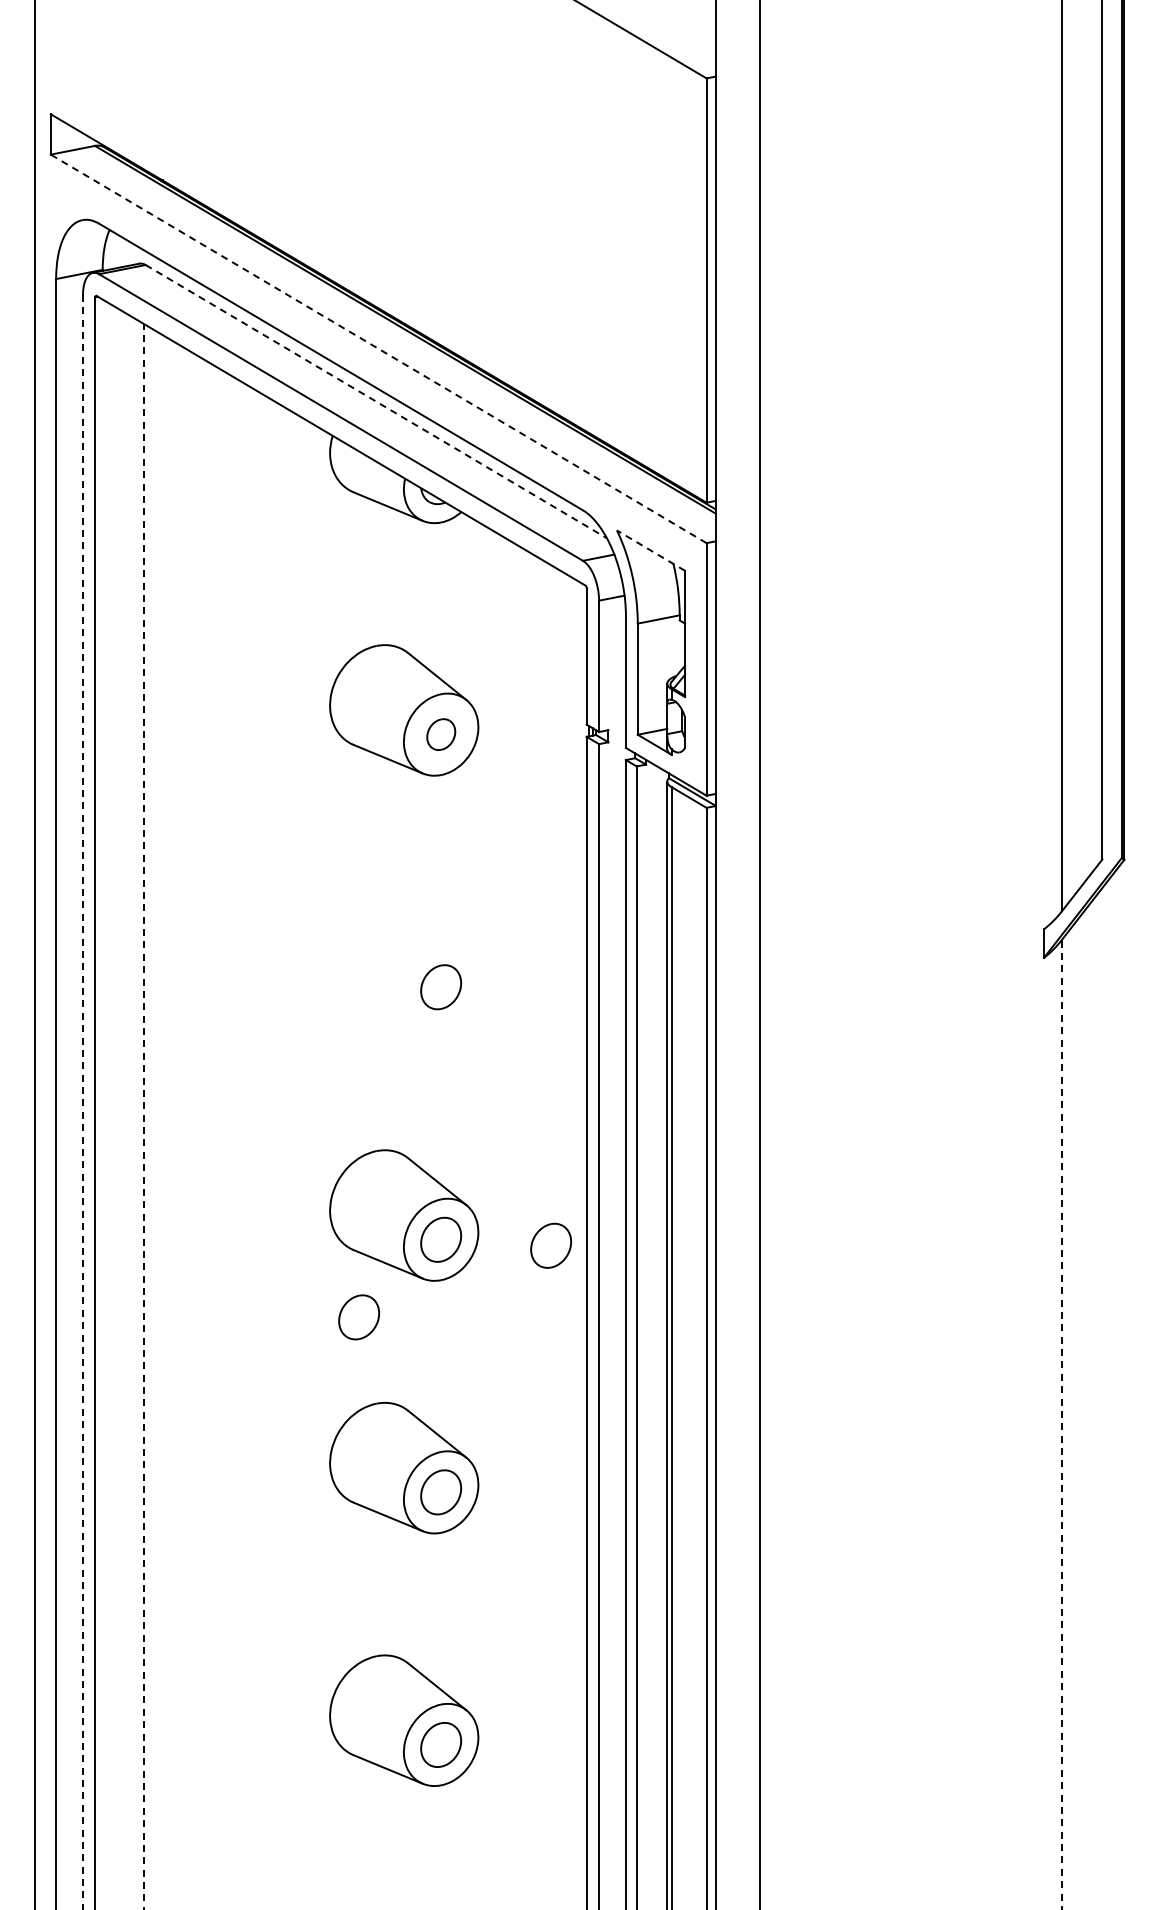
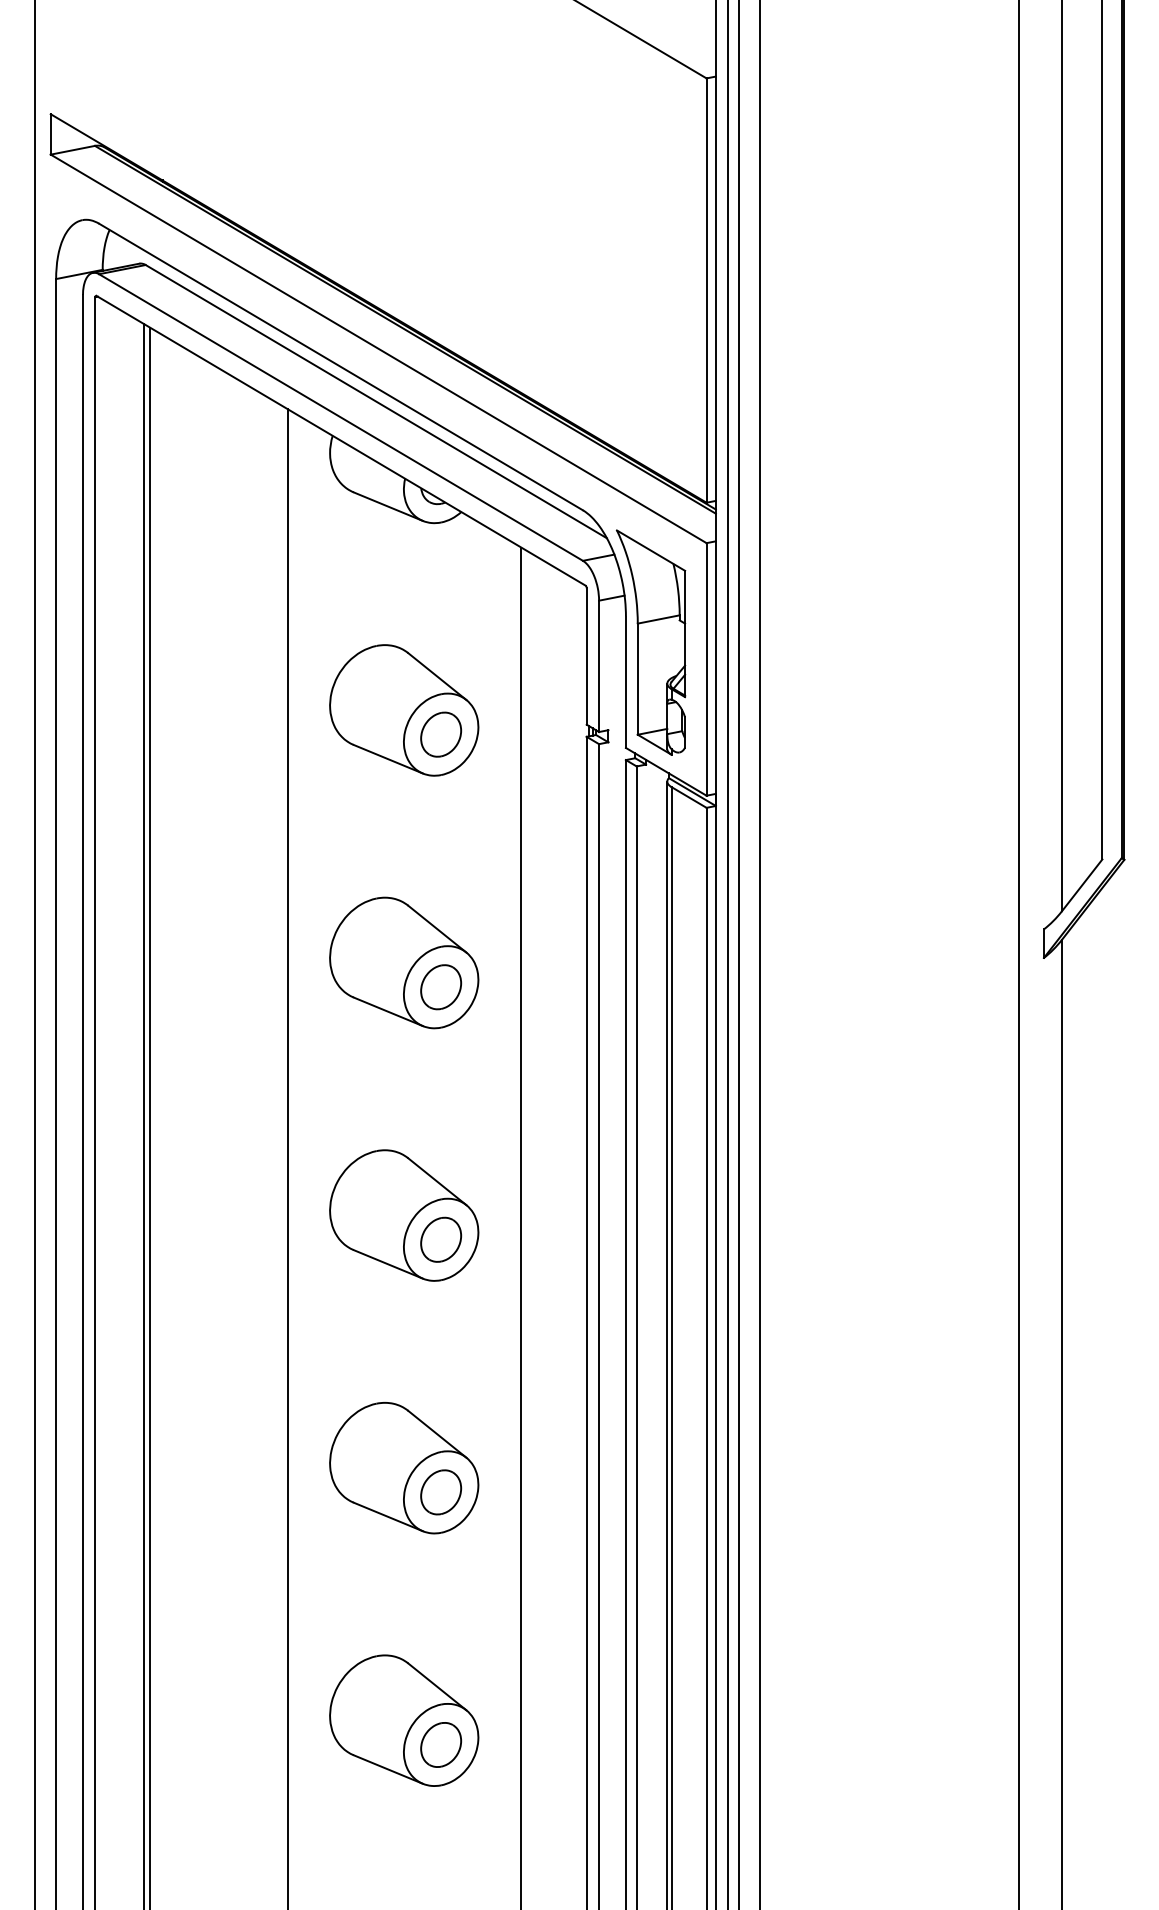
line: dashed -> solid (378, 348)
line: dashed -> solid (376, 401)
line: dashed -> solid (651, 550)
part size: 31x33 px -> 43x47 px (441, 734)
line: none -> present (728, 954)
line: none -> present (739, 954)
line: none -> present (1018, 954)
part: none -> present (404, 962)
line: dashed -> solid (83, 1102)
line: dashed -> solid (143, 1116)
line: none -> present (150, 1116)
line: none -> present (288, 1157)
line: none -> present (521, 1226)
part: present -> none (551, 1245)
part: present -> none (359, 1317)
line: dashed -> solid (1062, 1424)
